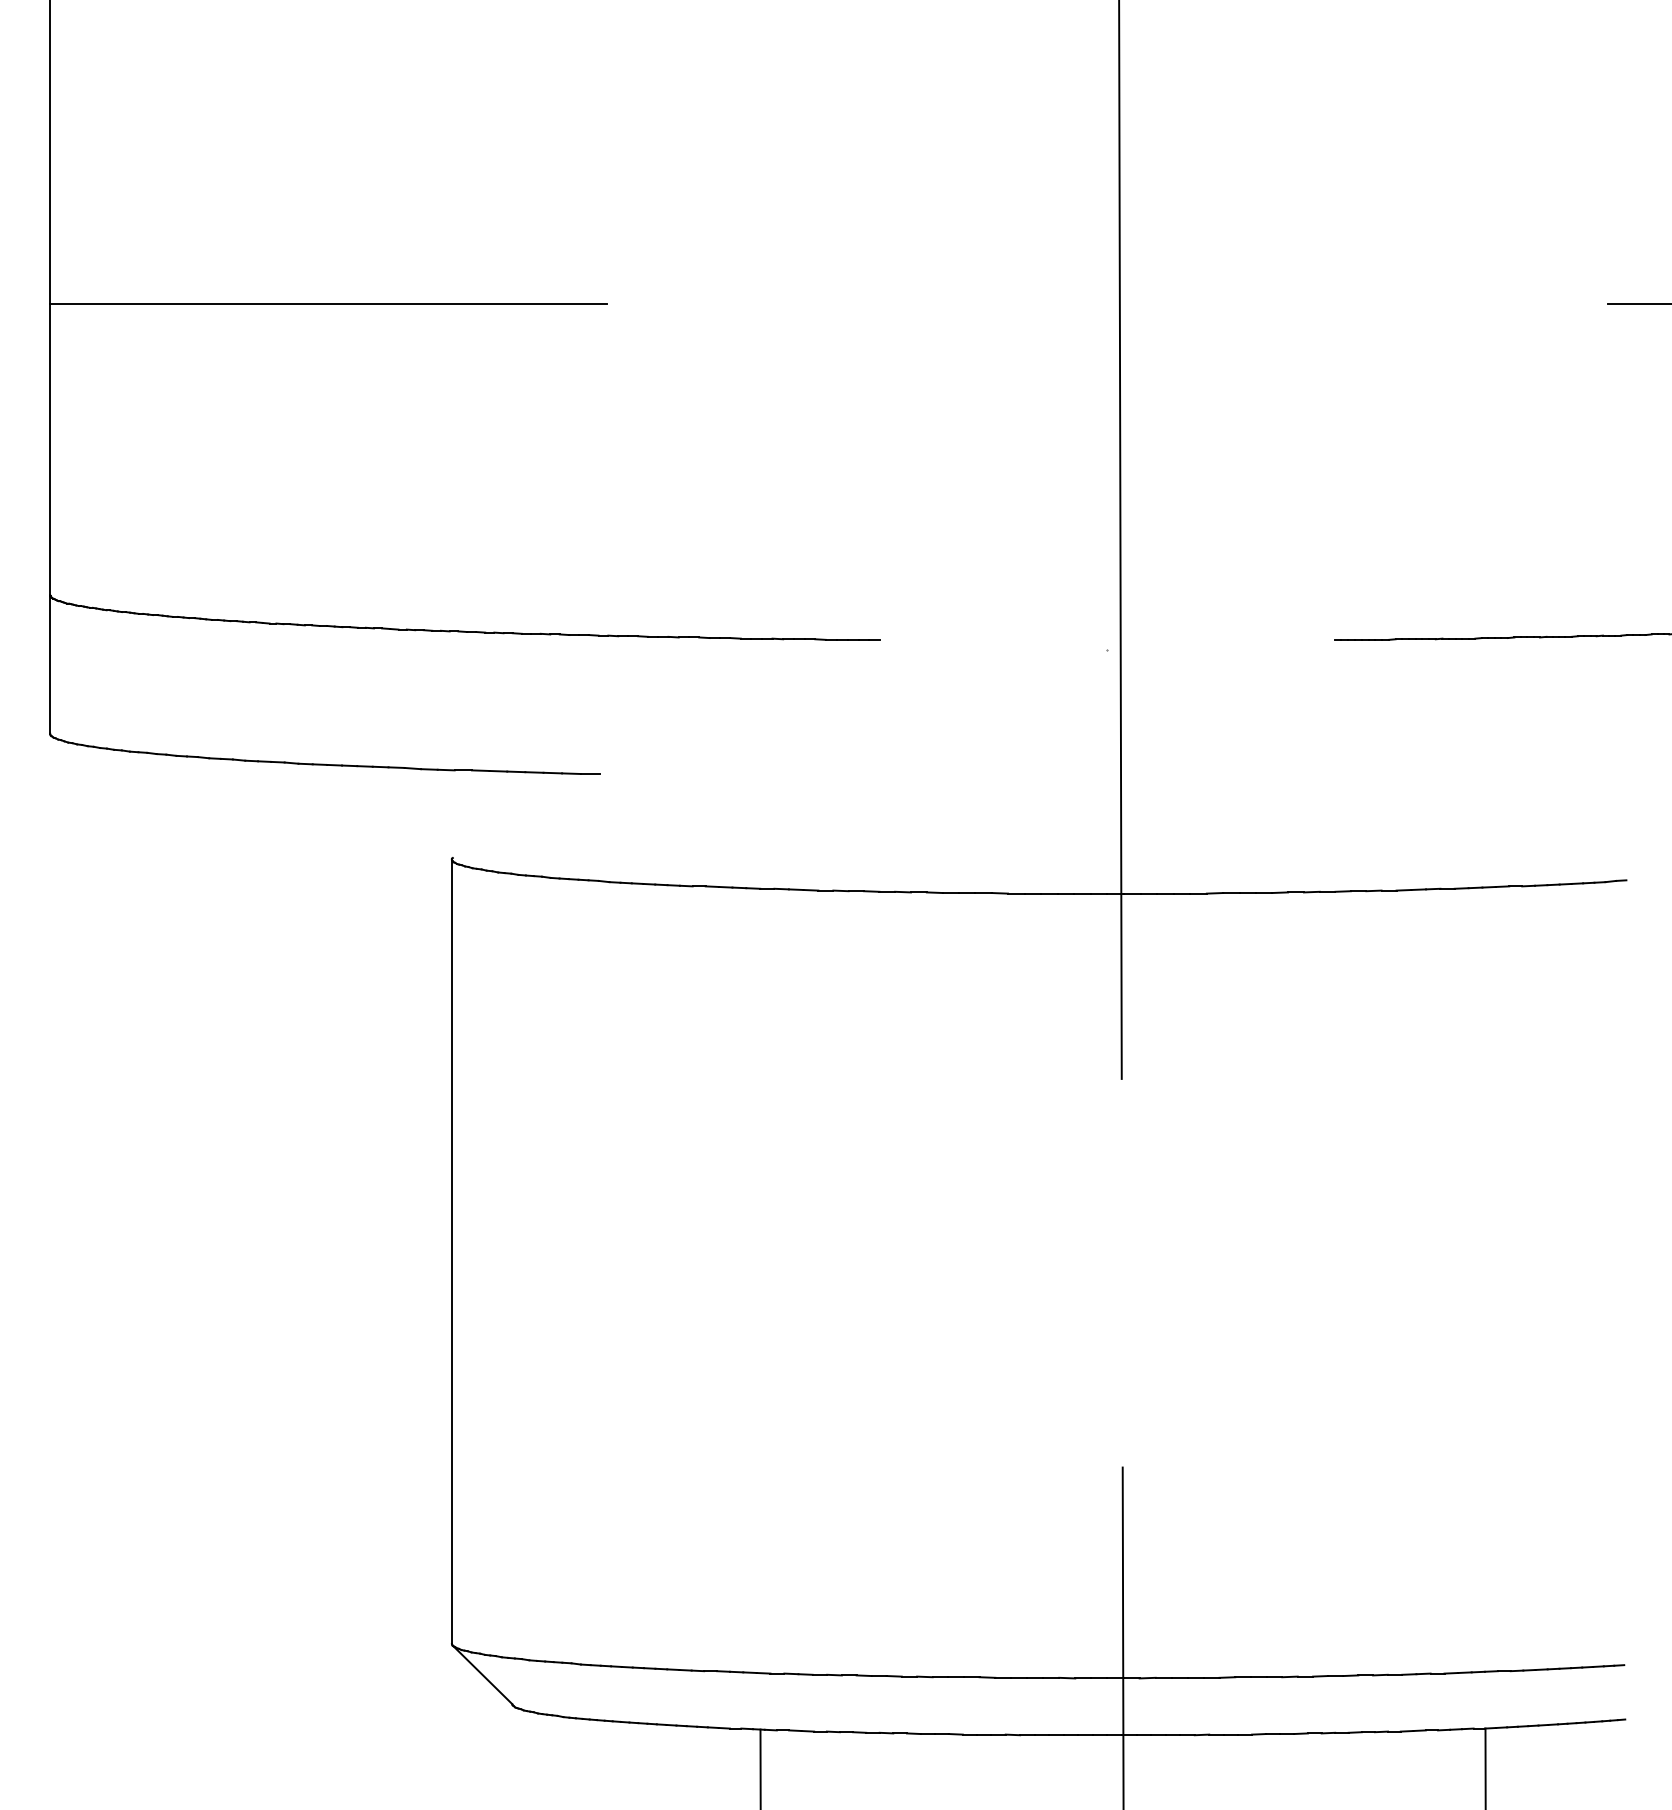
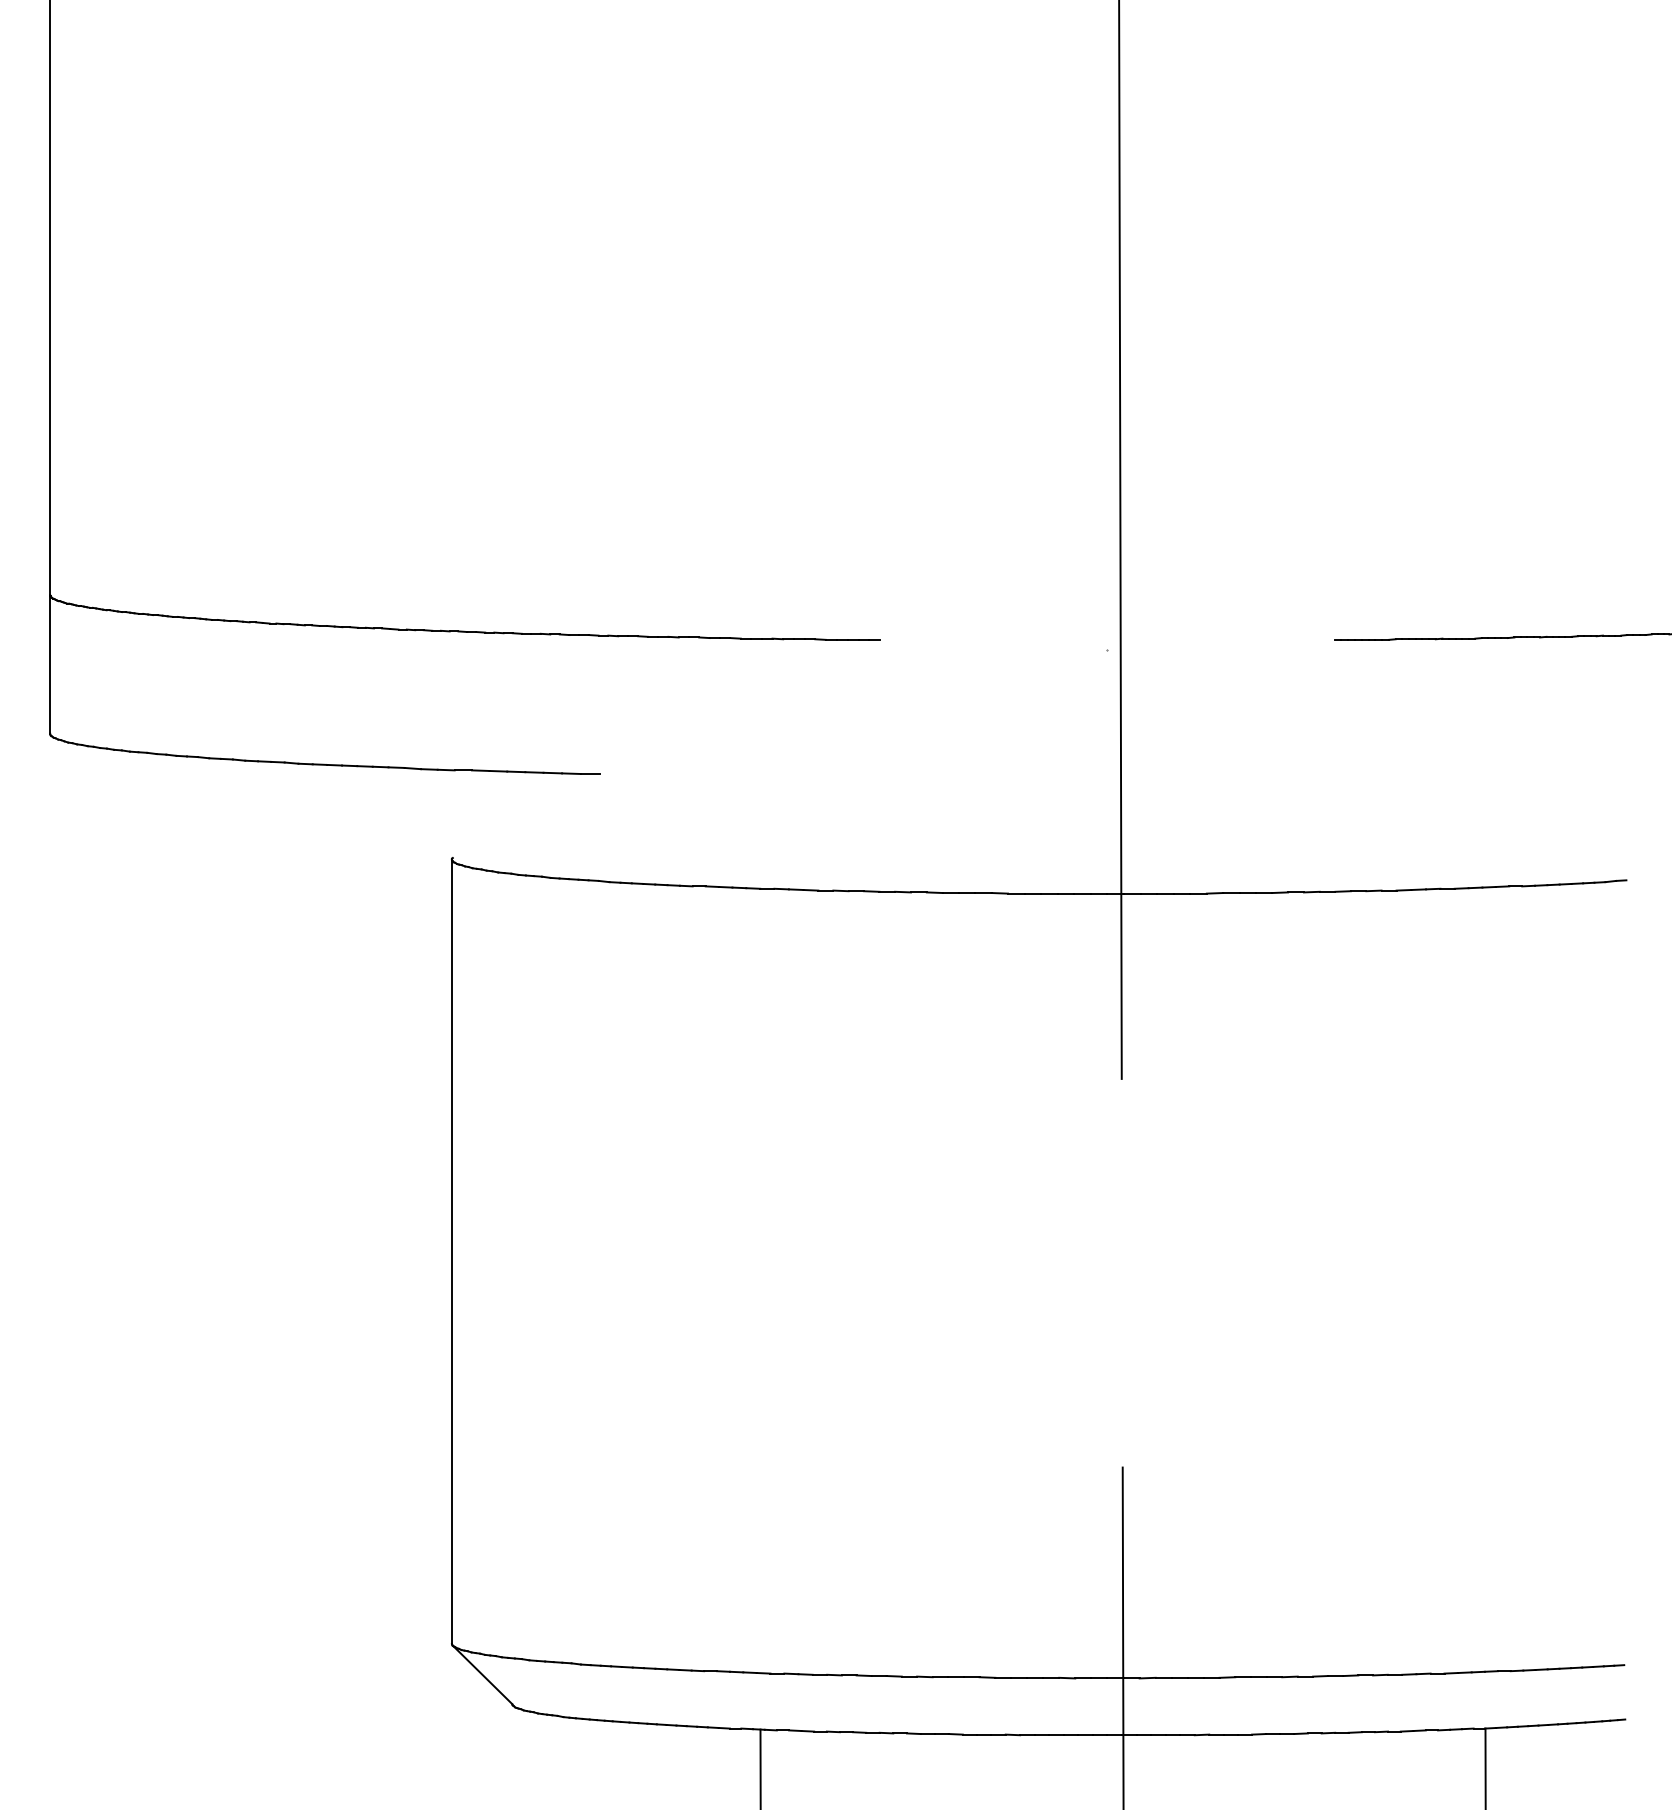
line: present -> none (328, 304)
line: present -> none (1638, 304)
